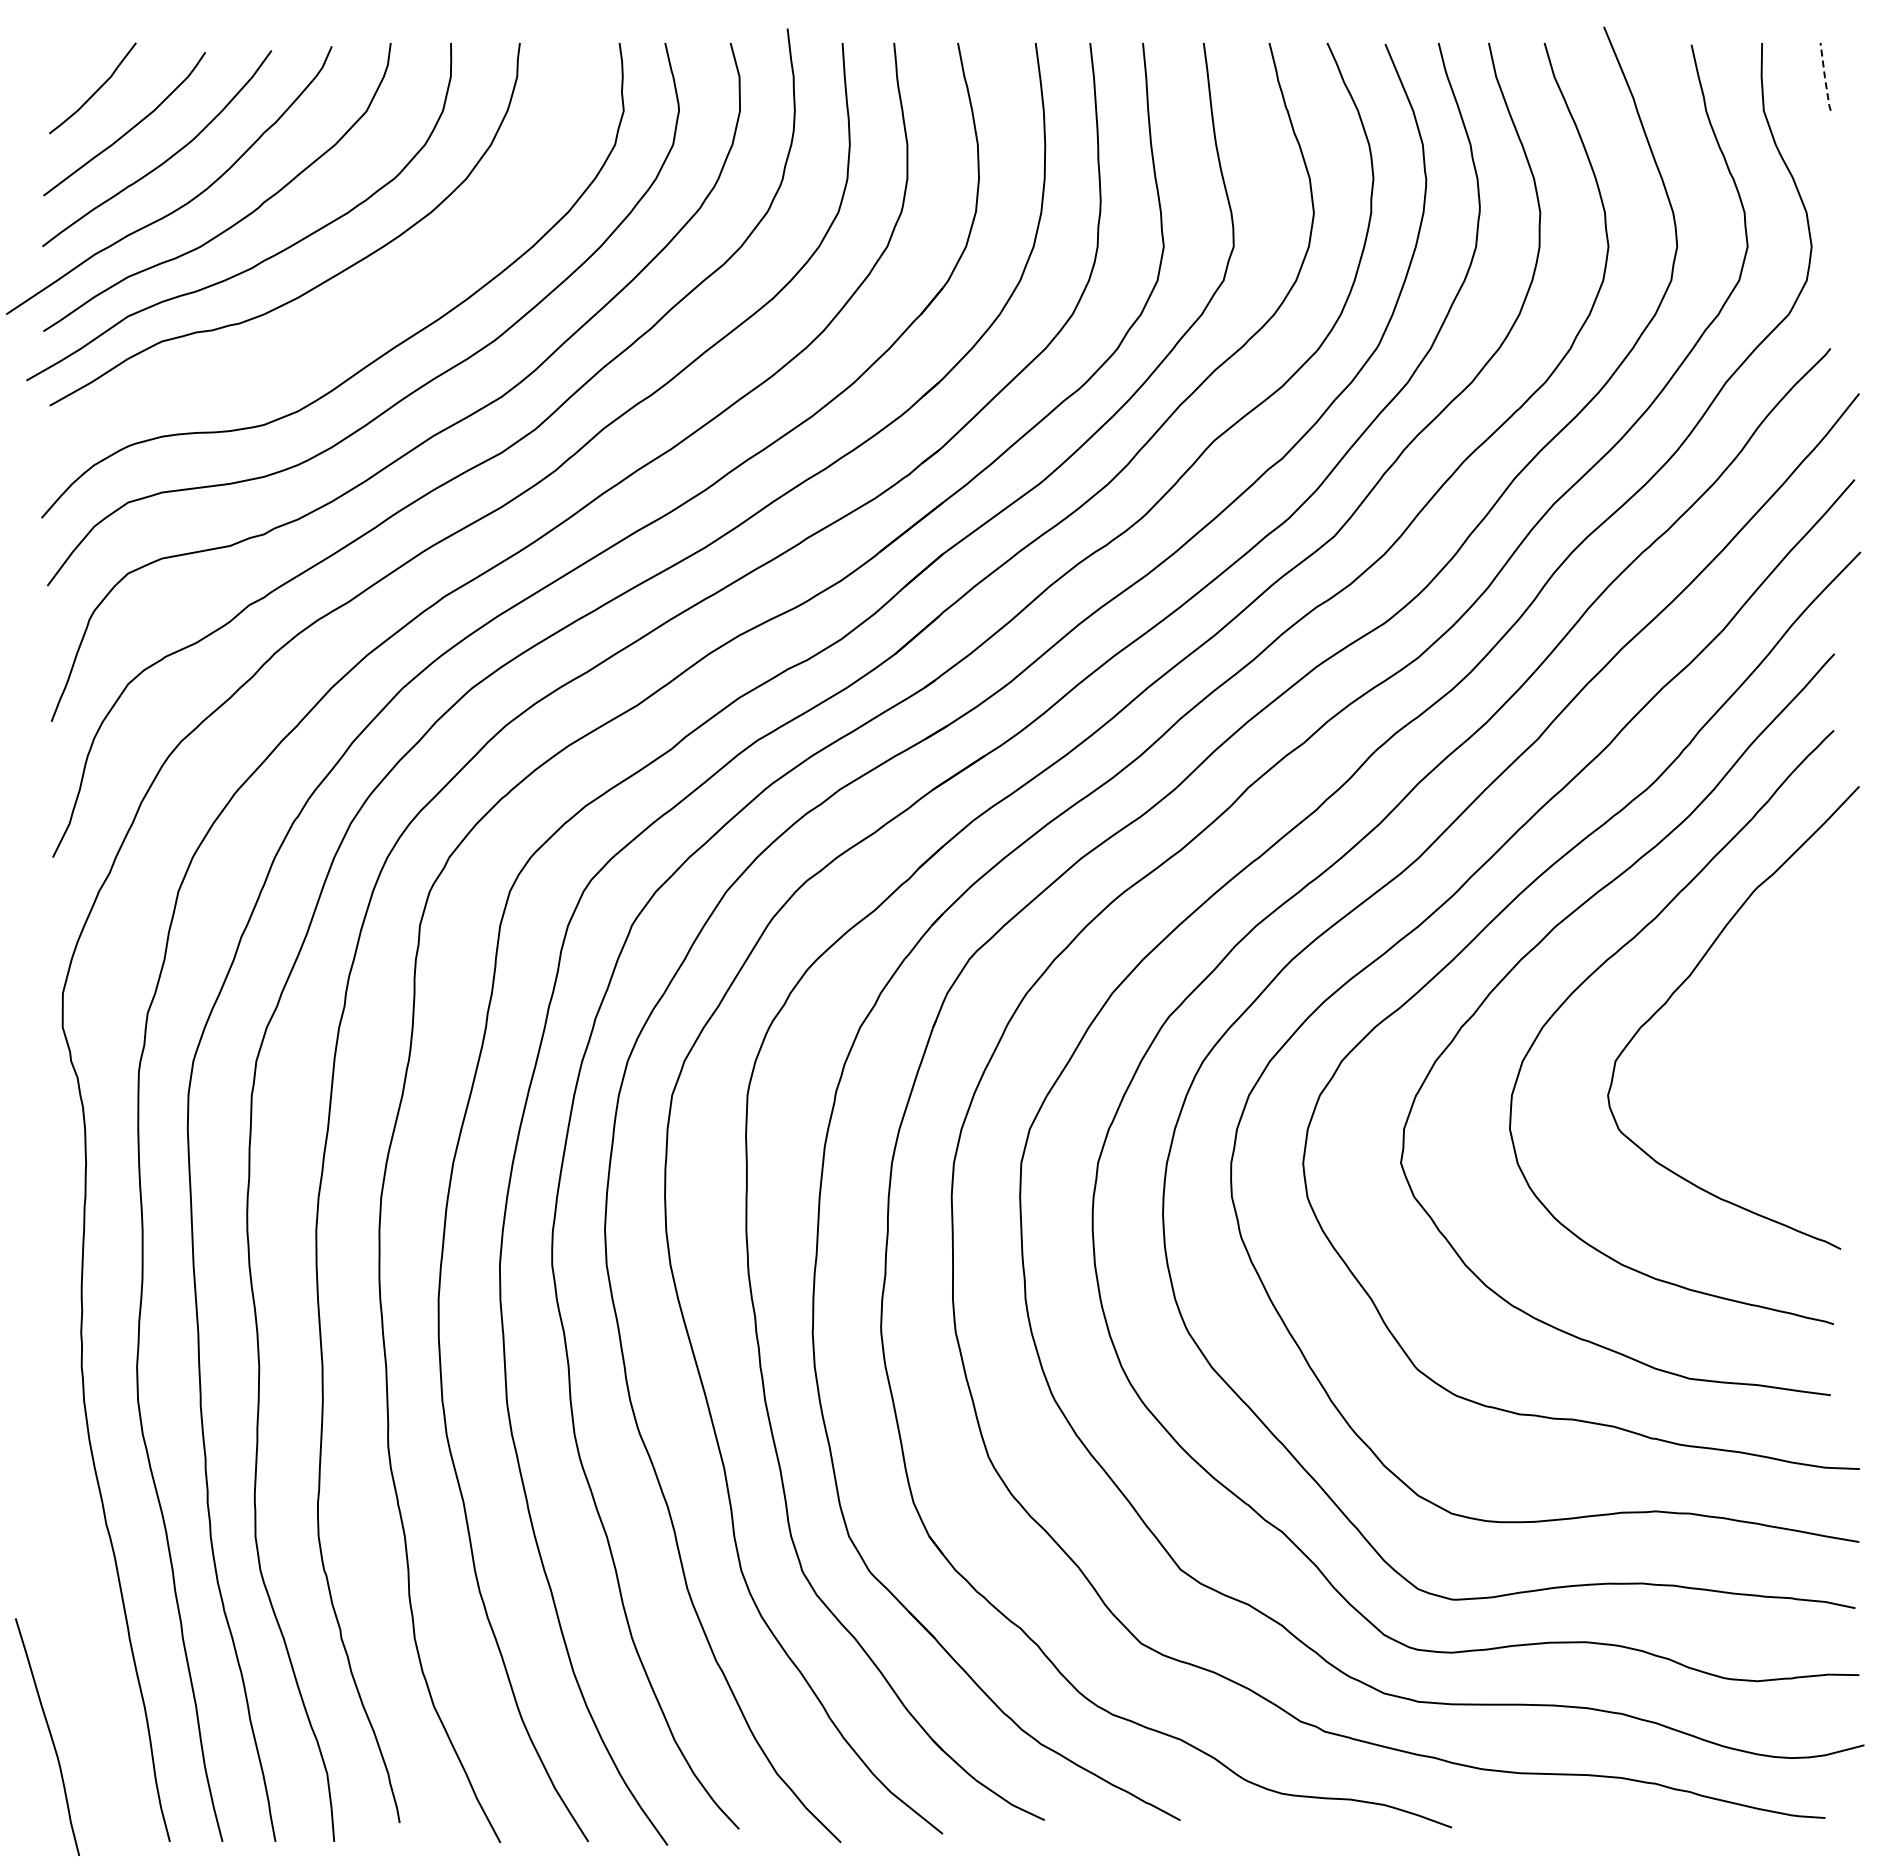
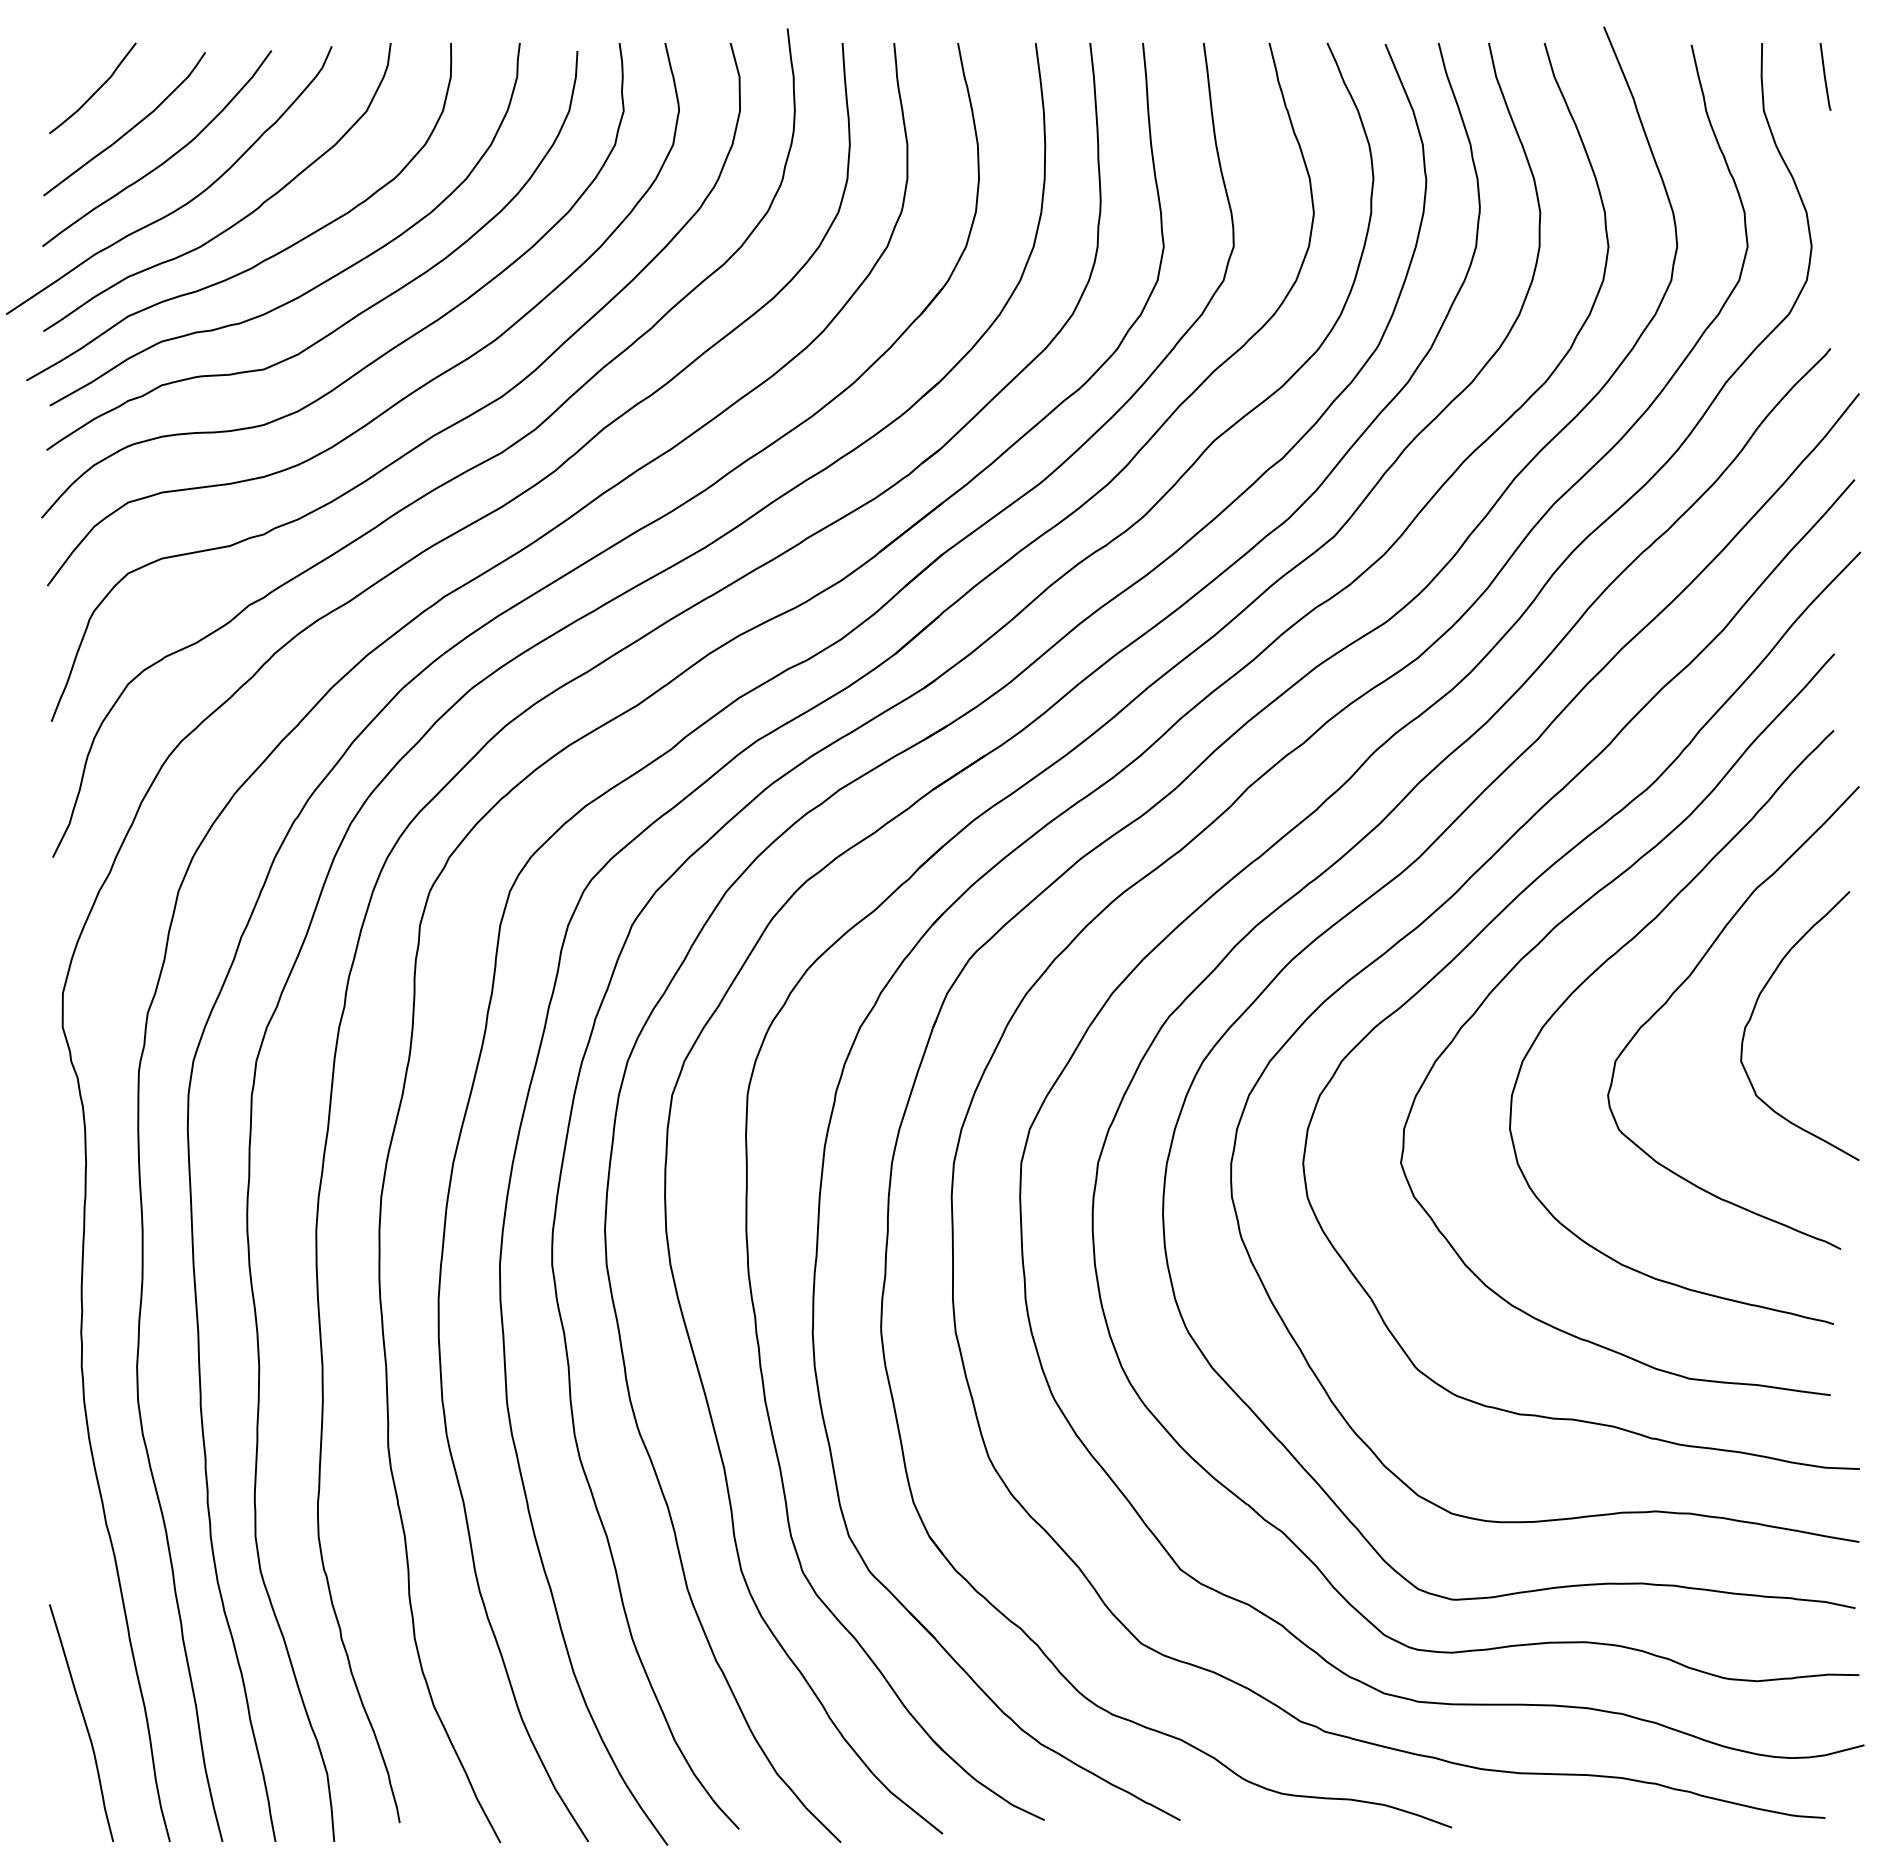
line: dashed -> solid (1824, 77)
curve: none -> present (355, 315)
curve: none -> present (1755, 1008)
curve position: (49, 1734) -> (83, 1720) (83, 1720)
